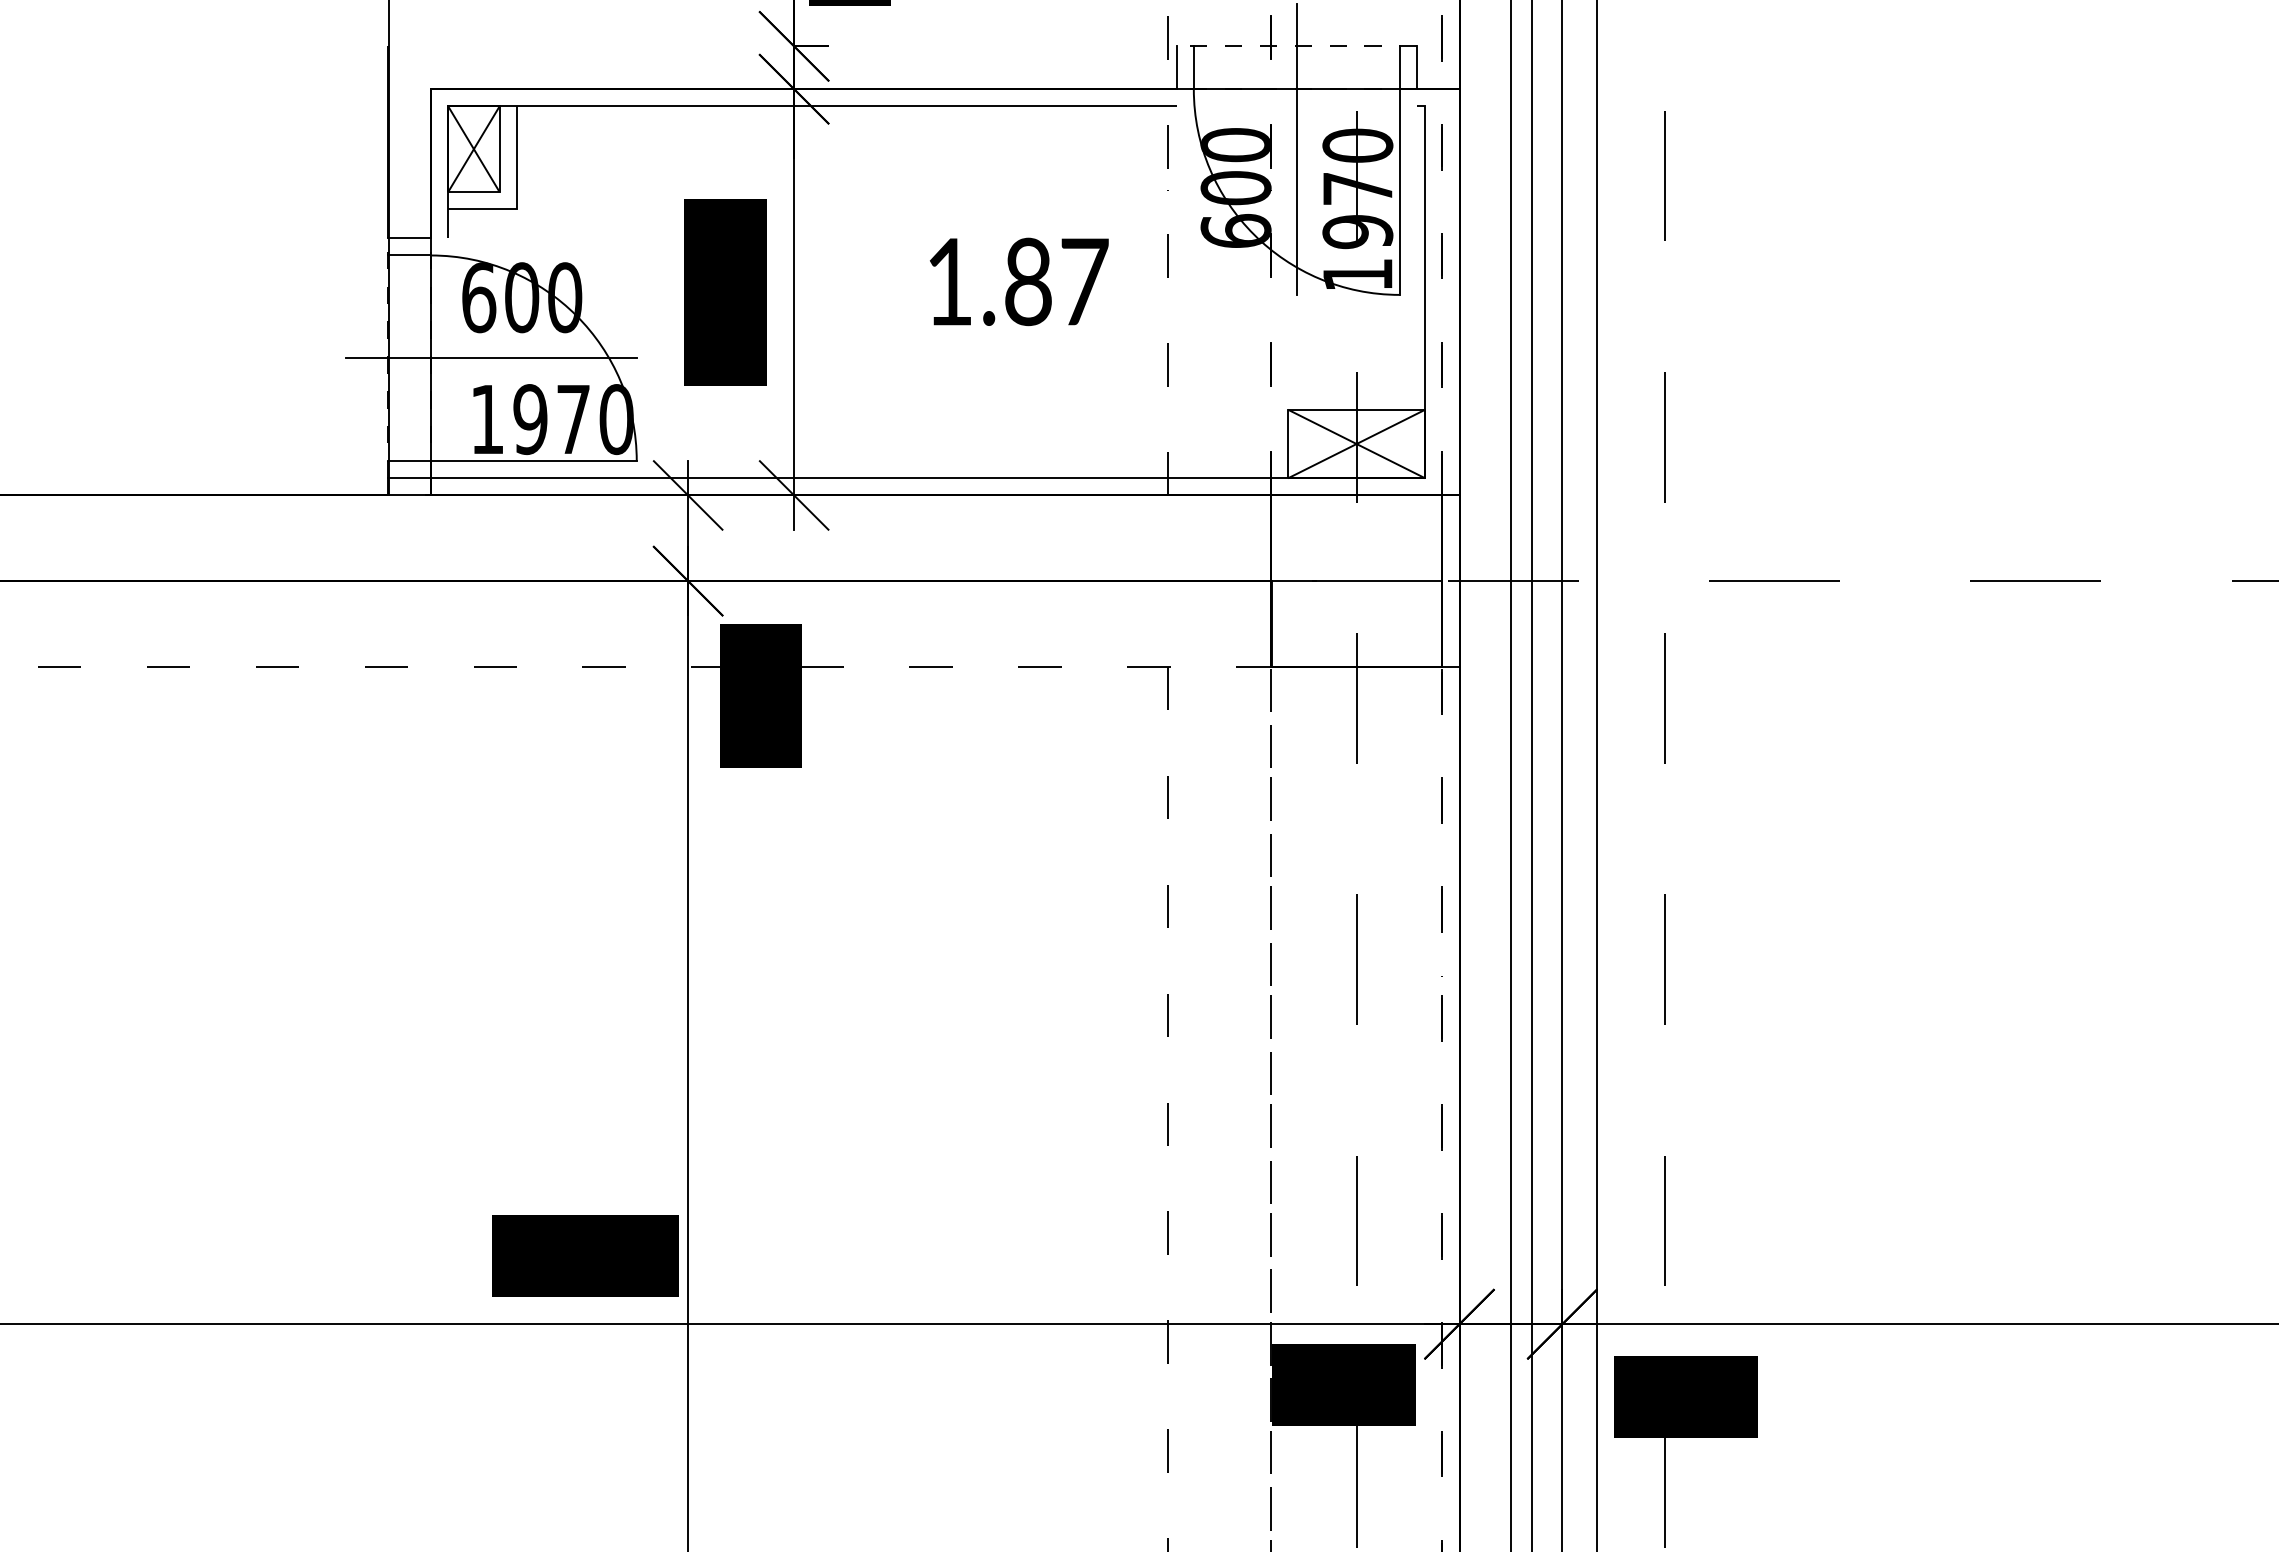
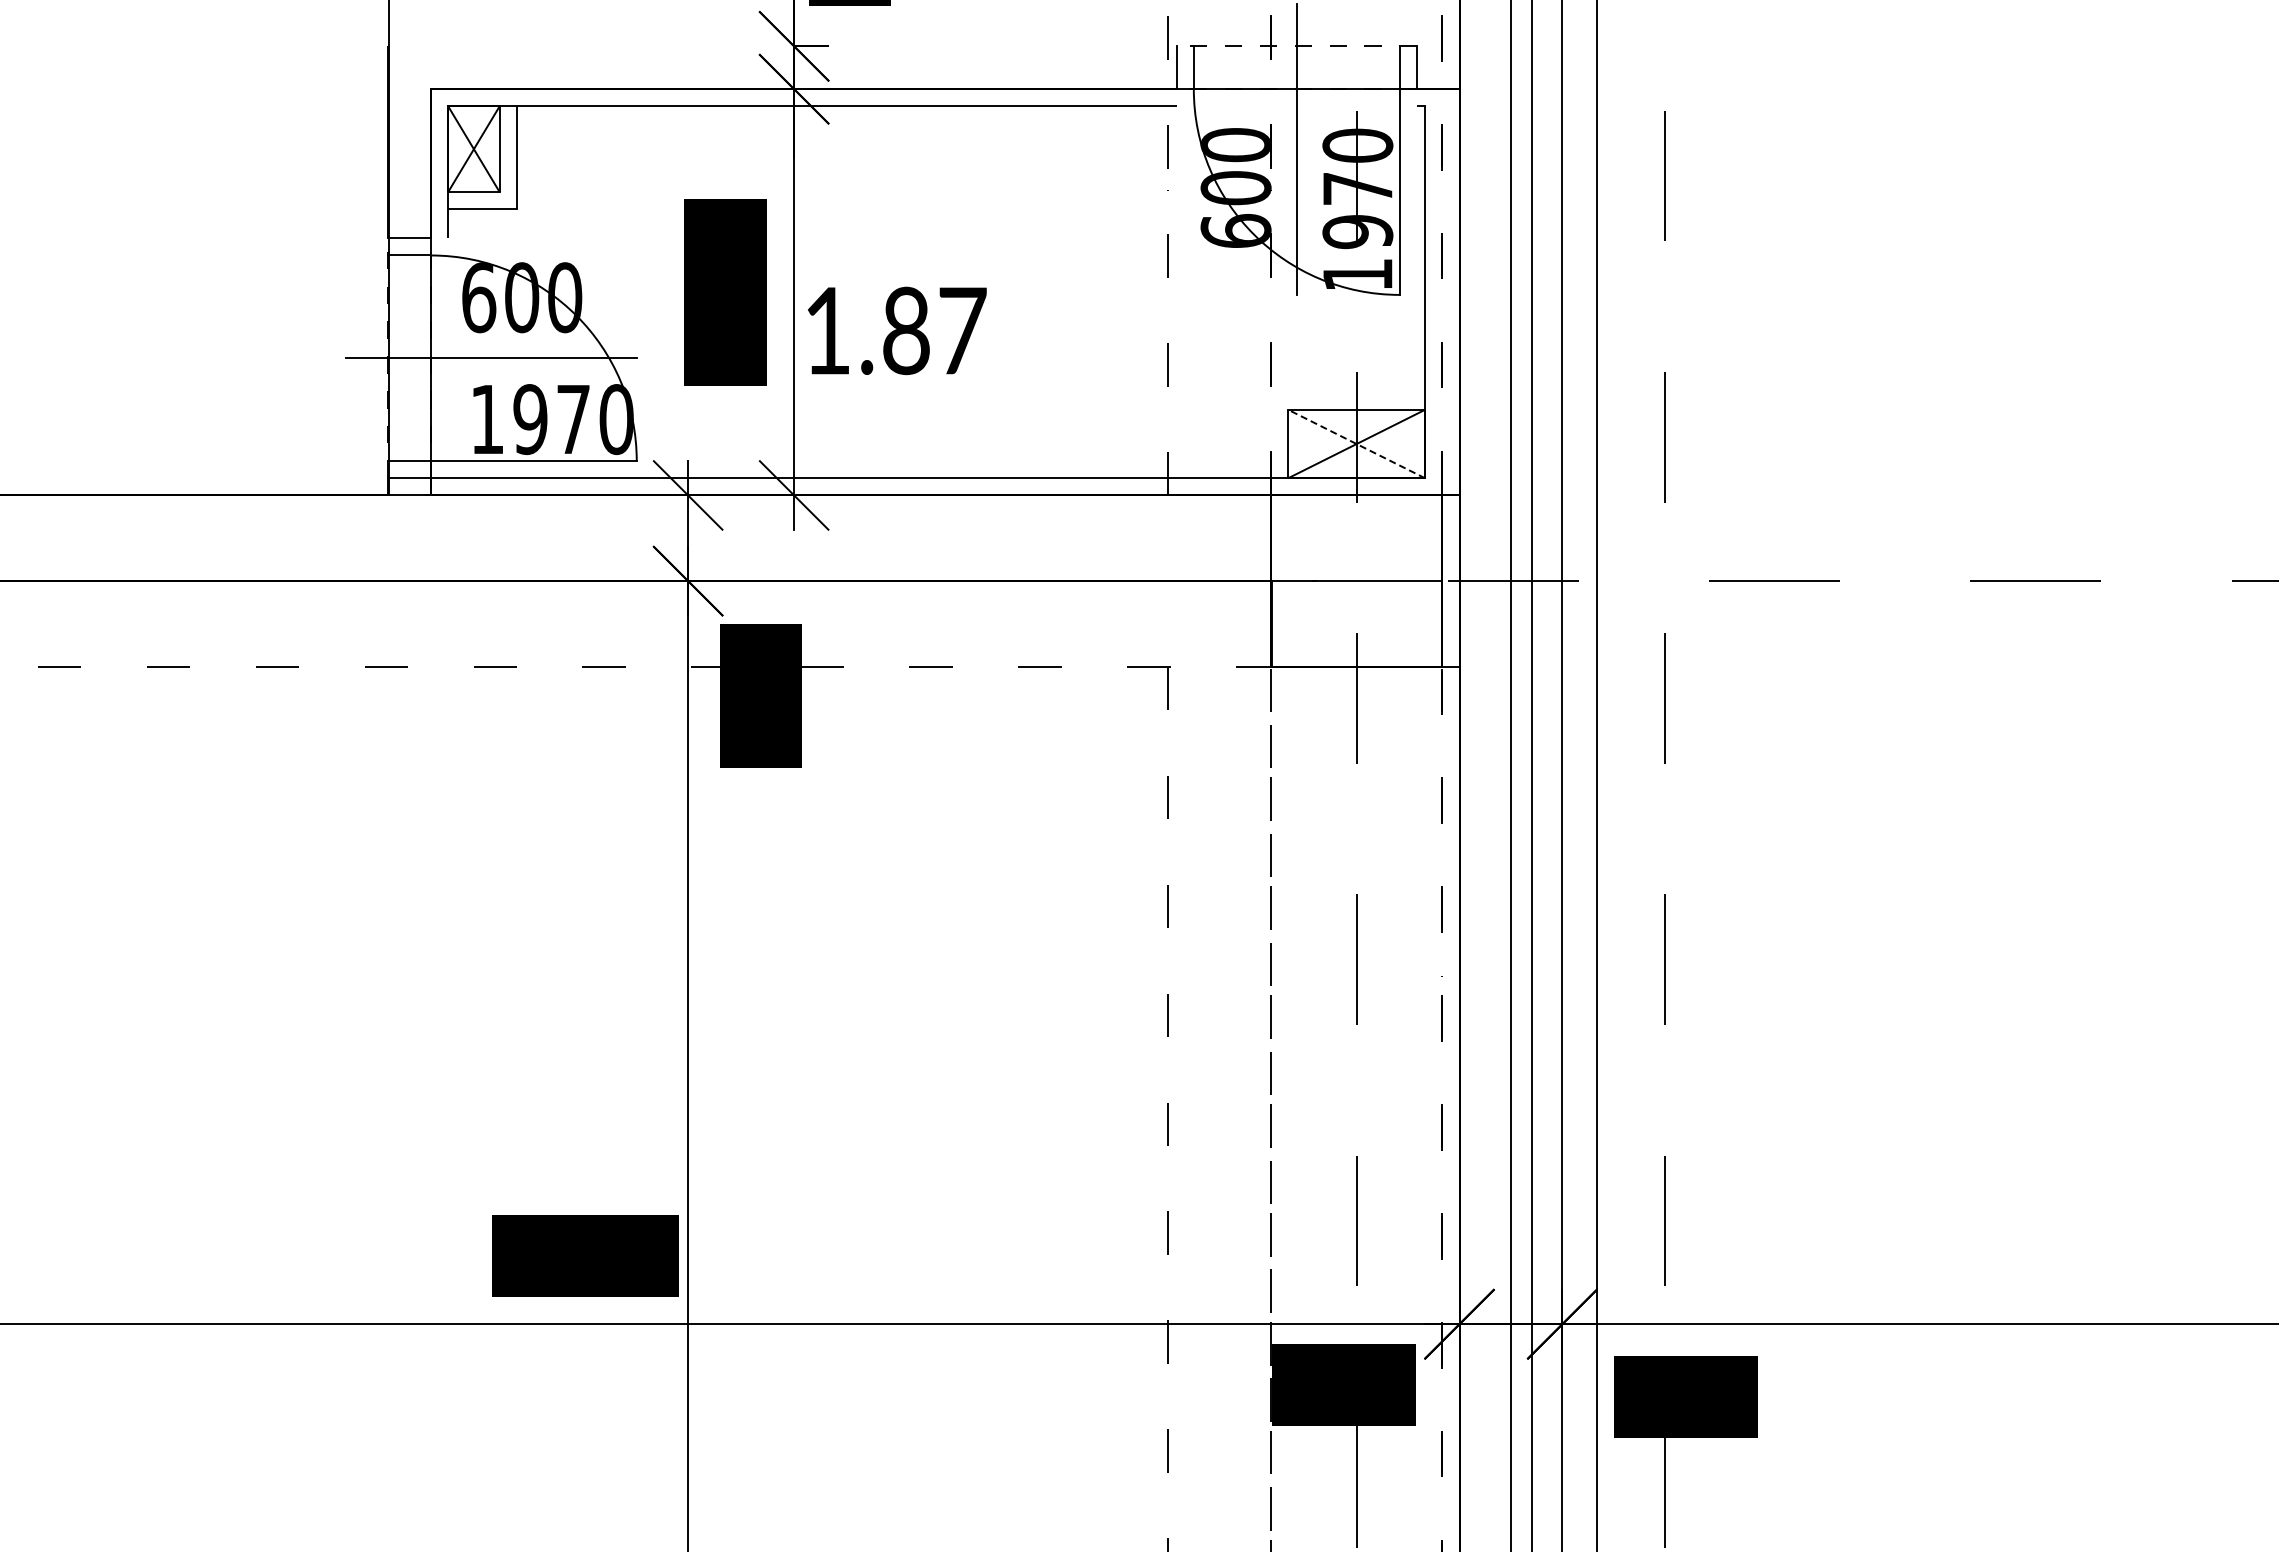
text position: (1019, 281) -> (897, 330) (897, 330)
line: solid -> dashed (1356, 444)
